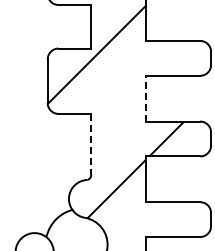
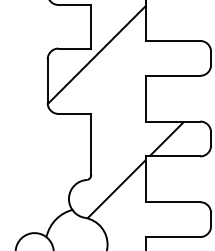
line: dashed -> solid (145, 98)
line: dashed -> solid (91, 144)
